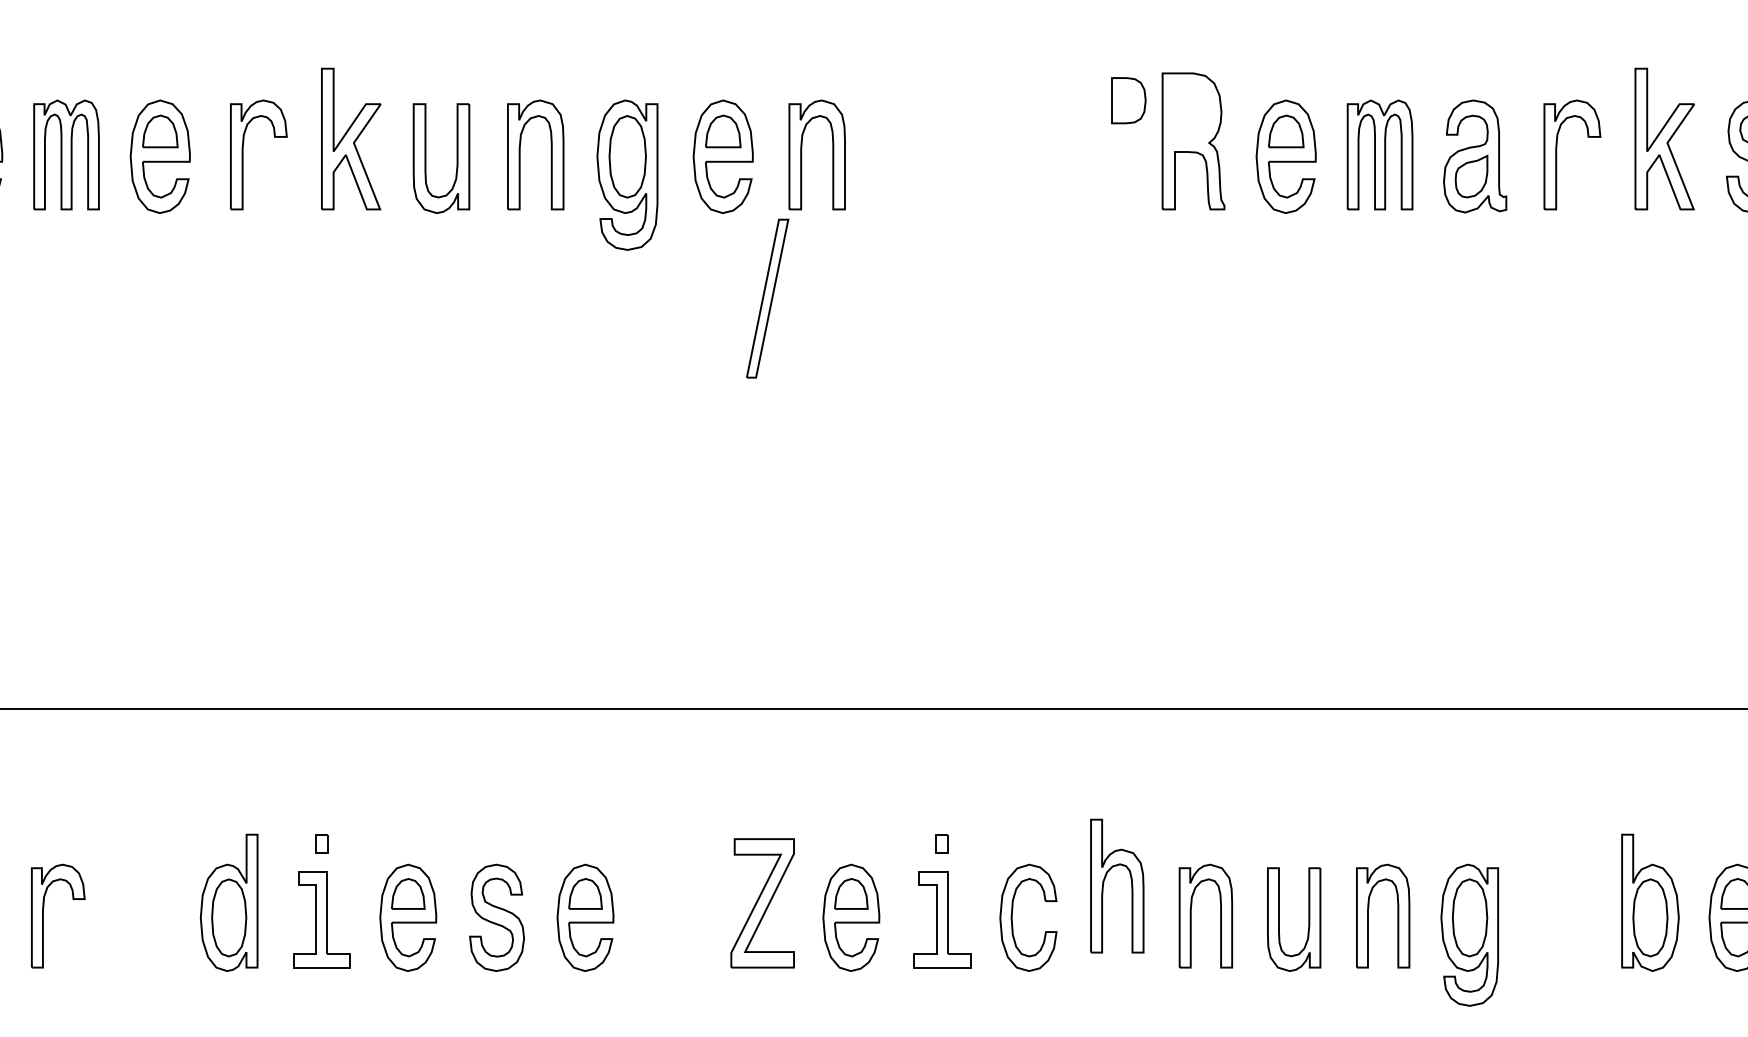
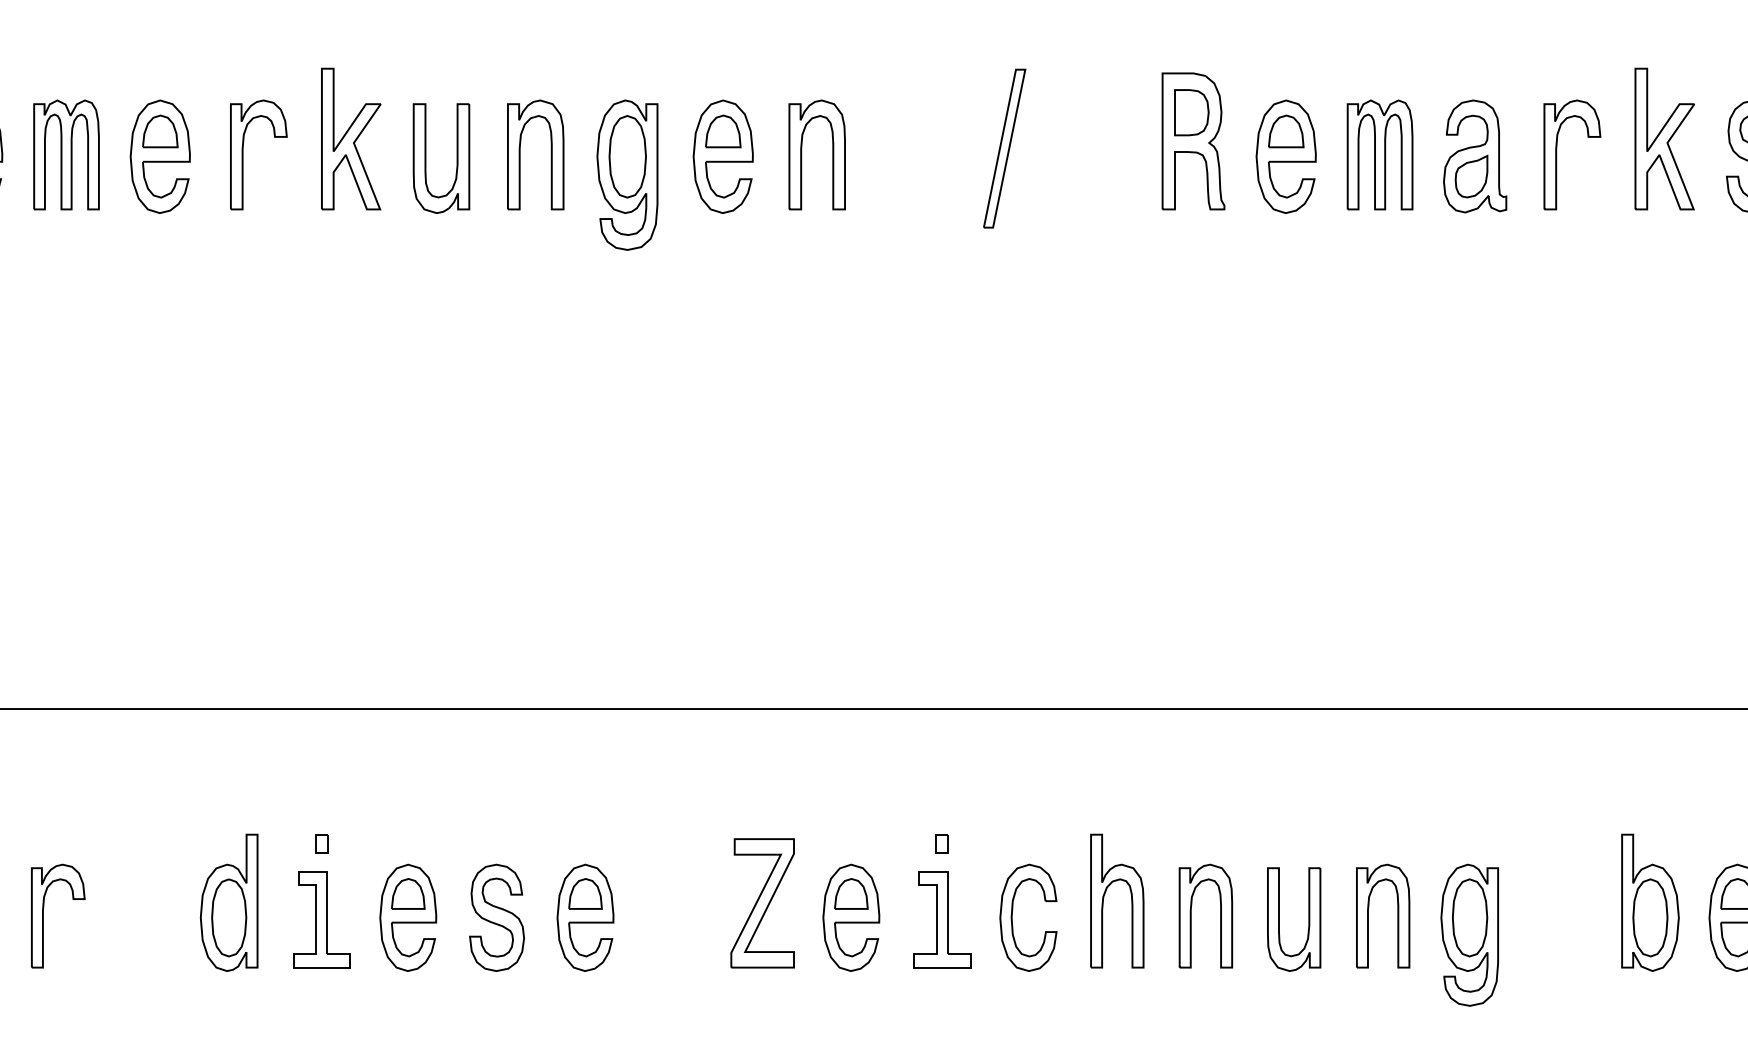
part position: (1128, 100) -> (1191, 112) (1191, 112)
part position: (767, 298) -> (1004, 148) (1004, 148)
part position: (1104, 883) -> (1104, 898) (1104, 898)
